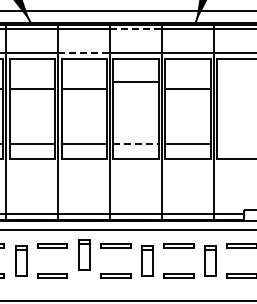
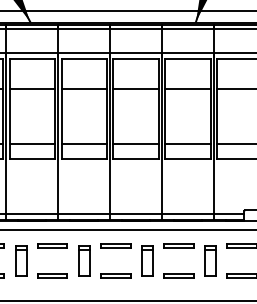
line: dashed -> solid (136, 29)
line: dashed -> solid (84, 53)
line position: (135, 82) -> (135, 89) (135, 89)
line: none -> present (235, 89)
line: dashed -> solid (136, 144)
line: none -> present (235, 144)
part position: (84, 254) -> (84, 260) (84, 260)
